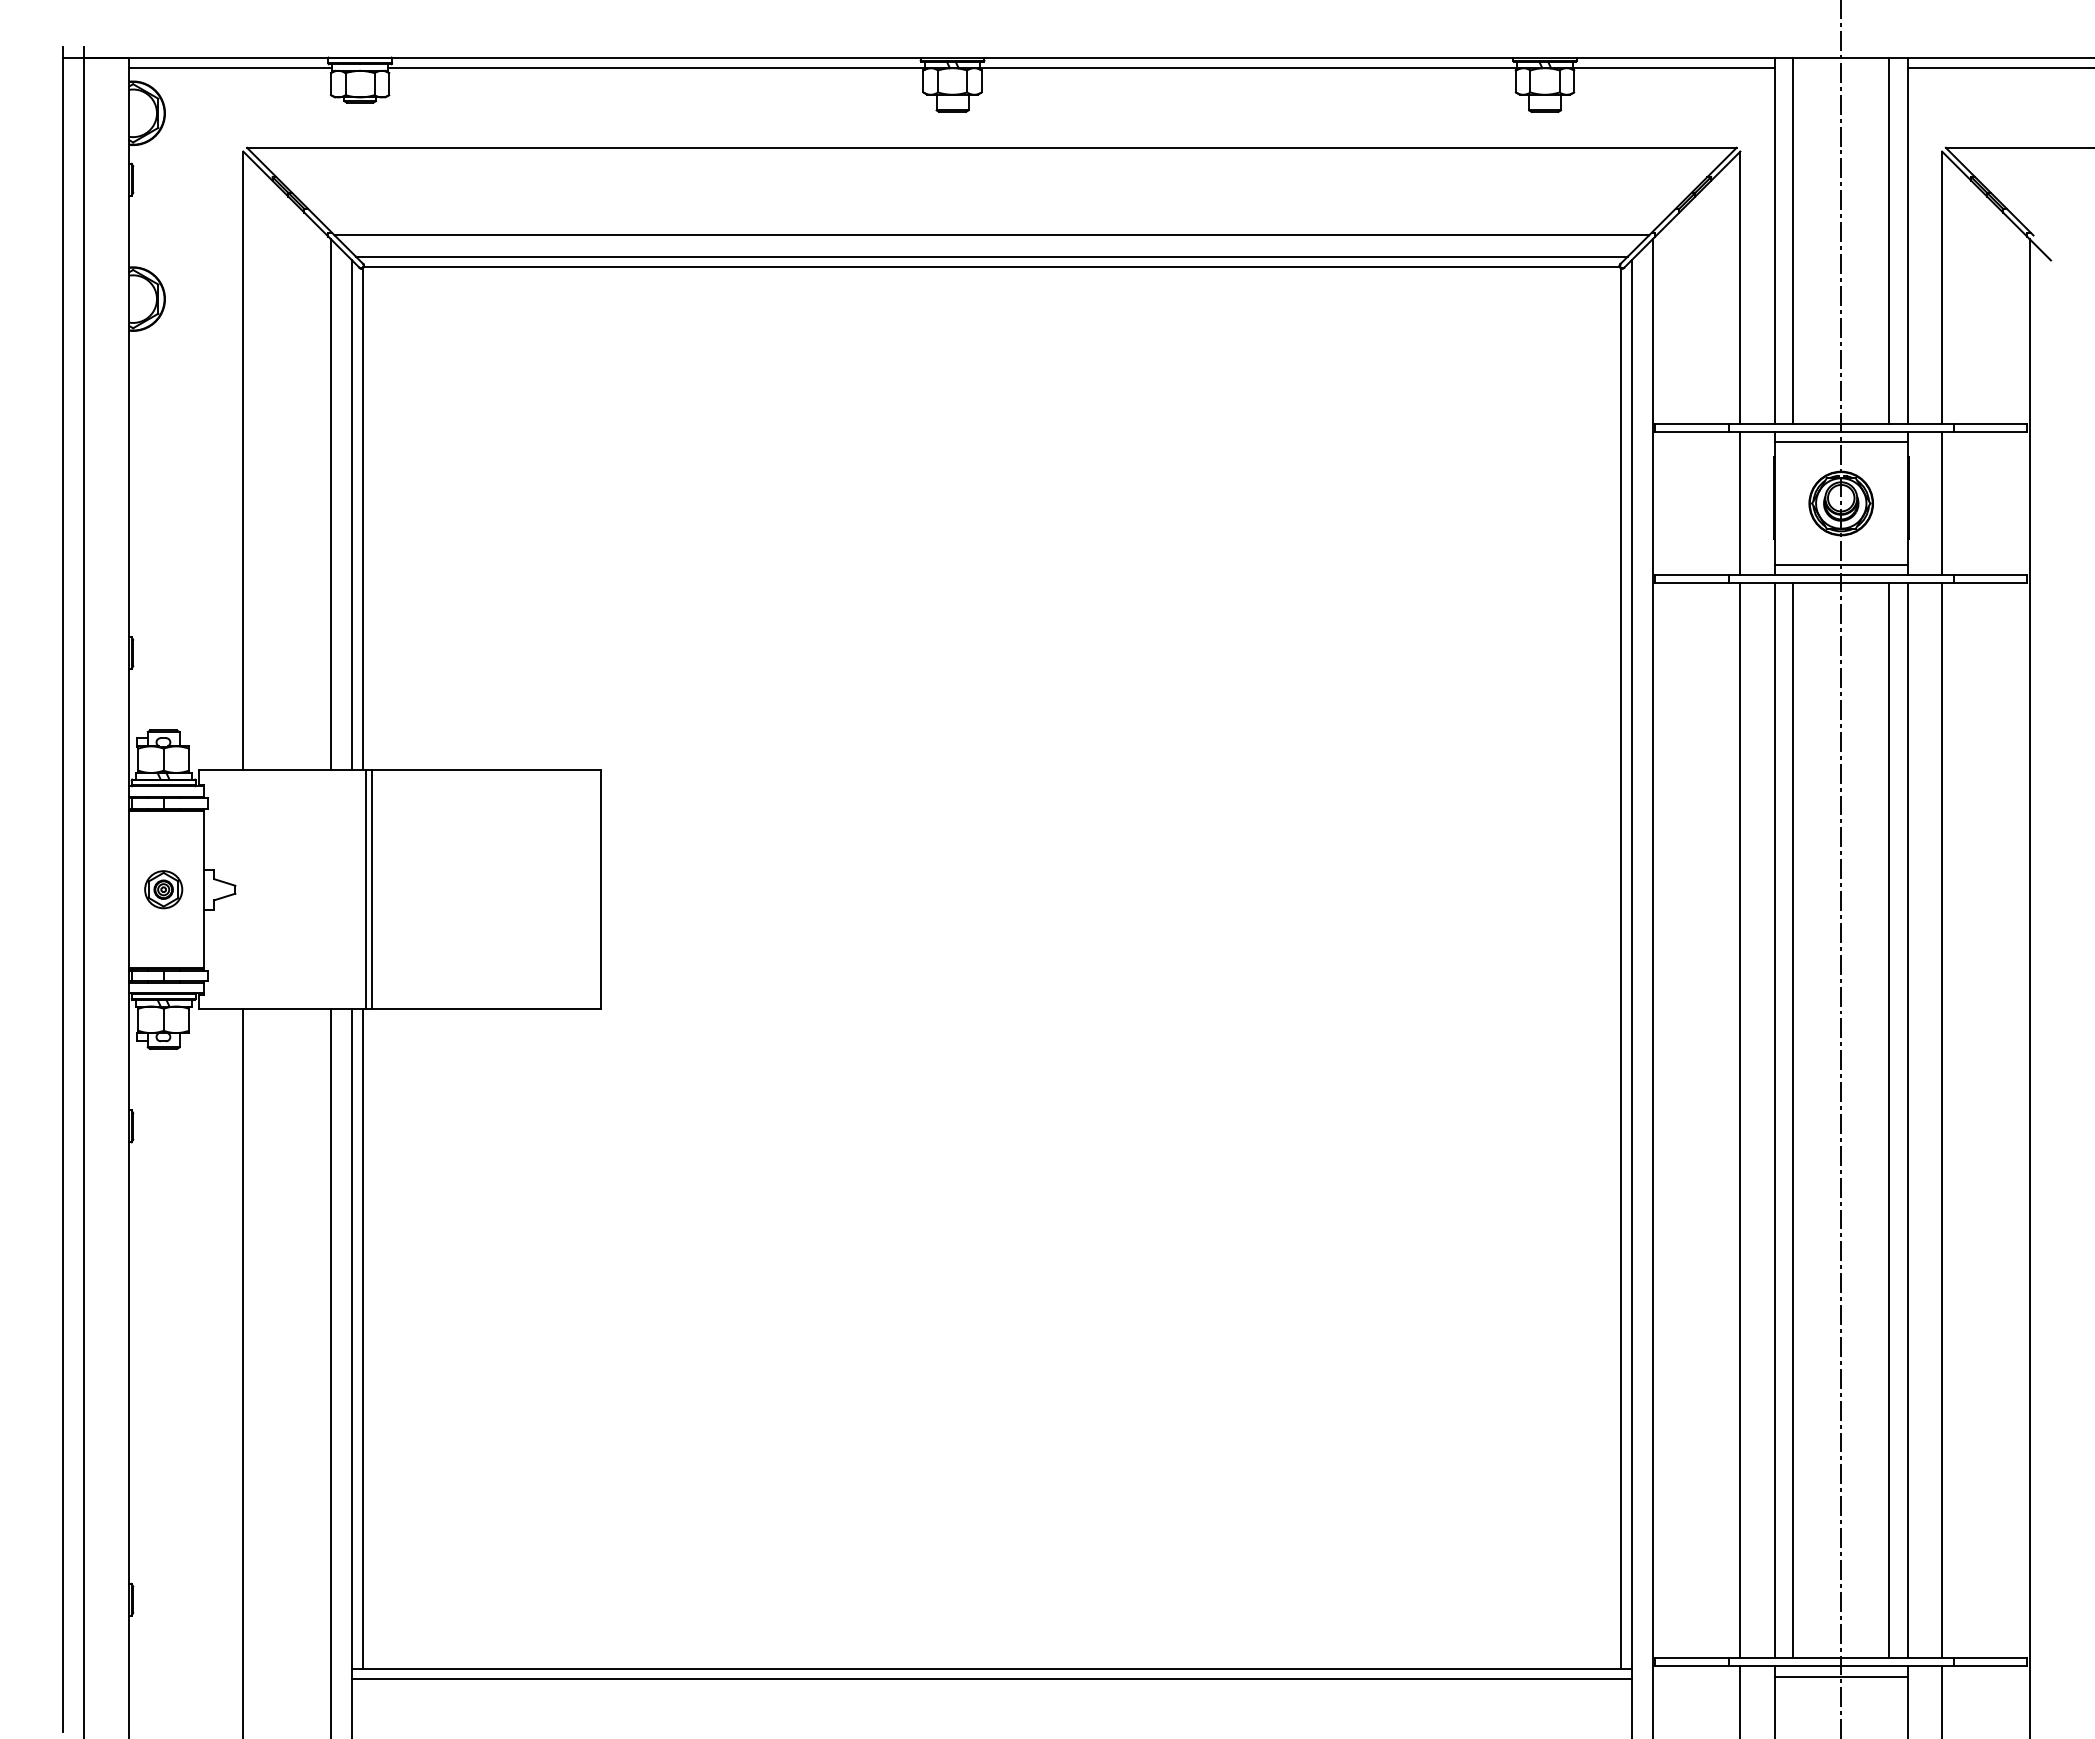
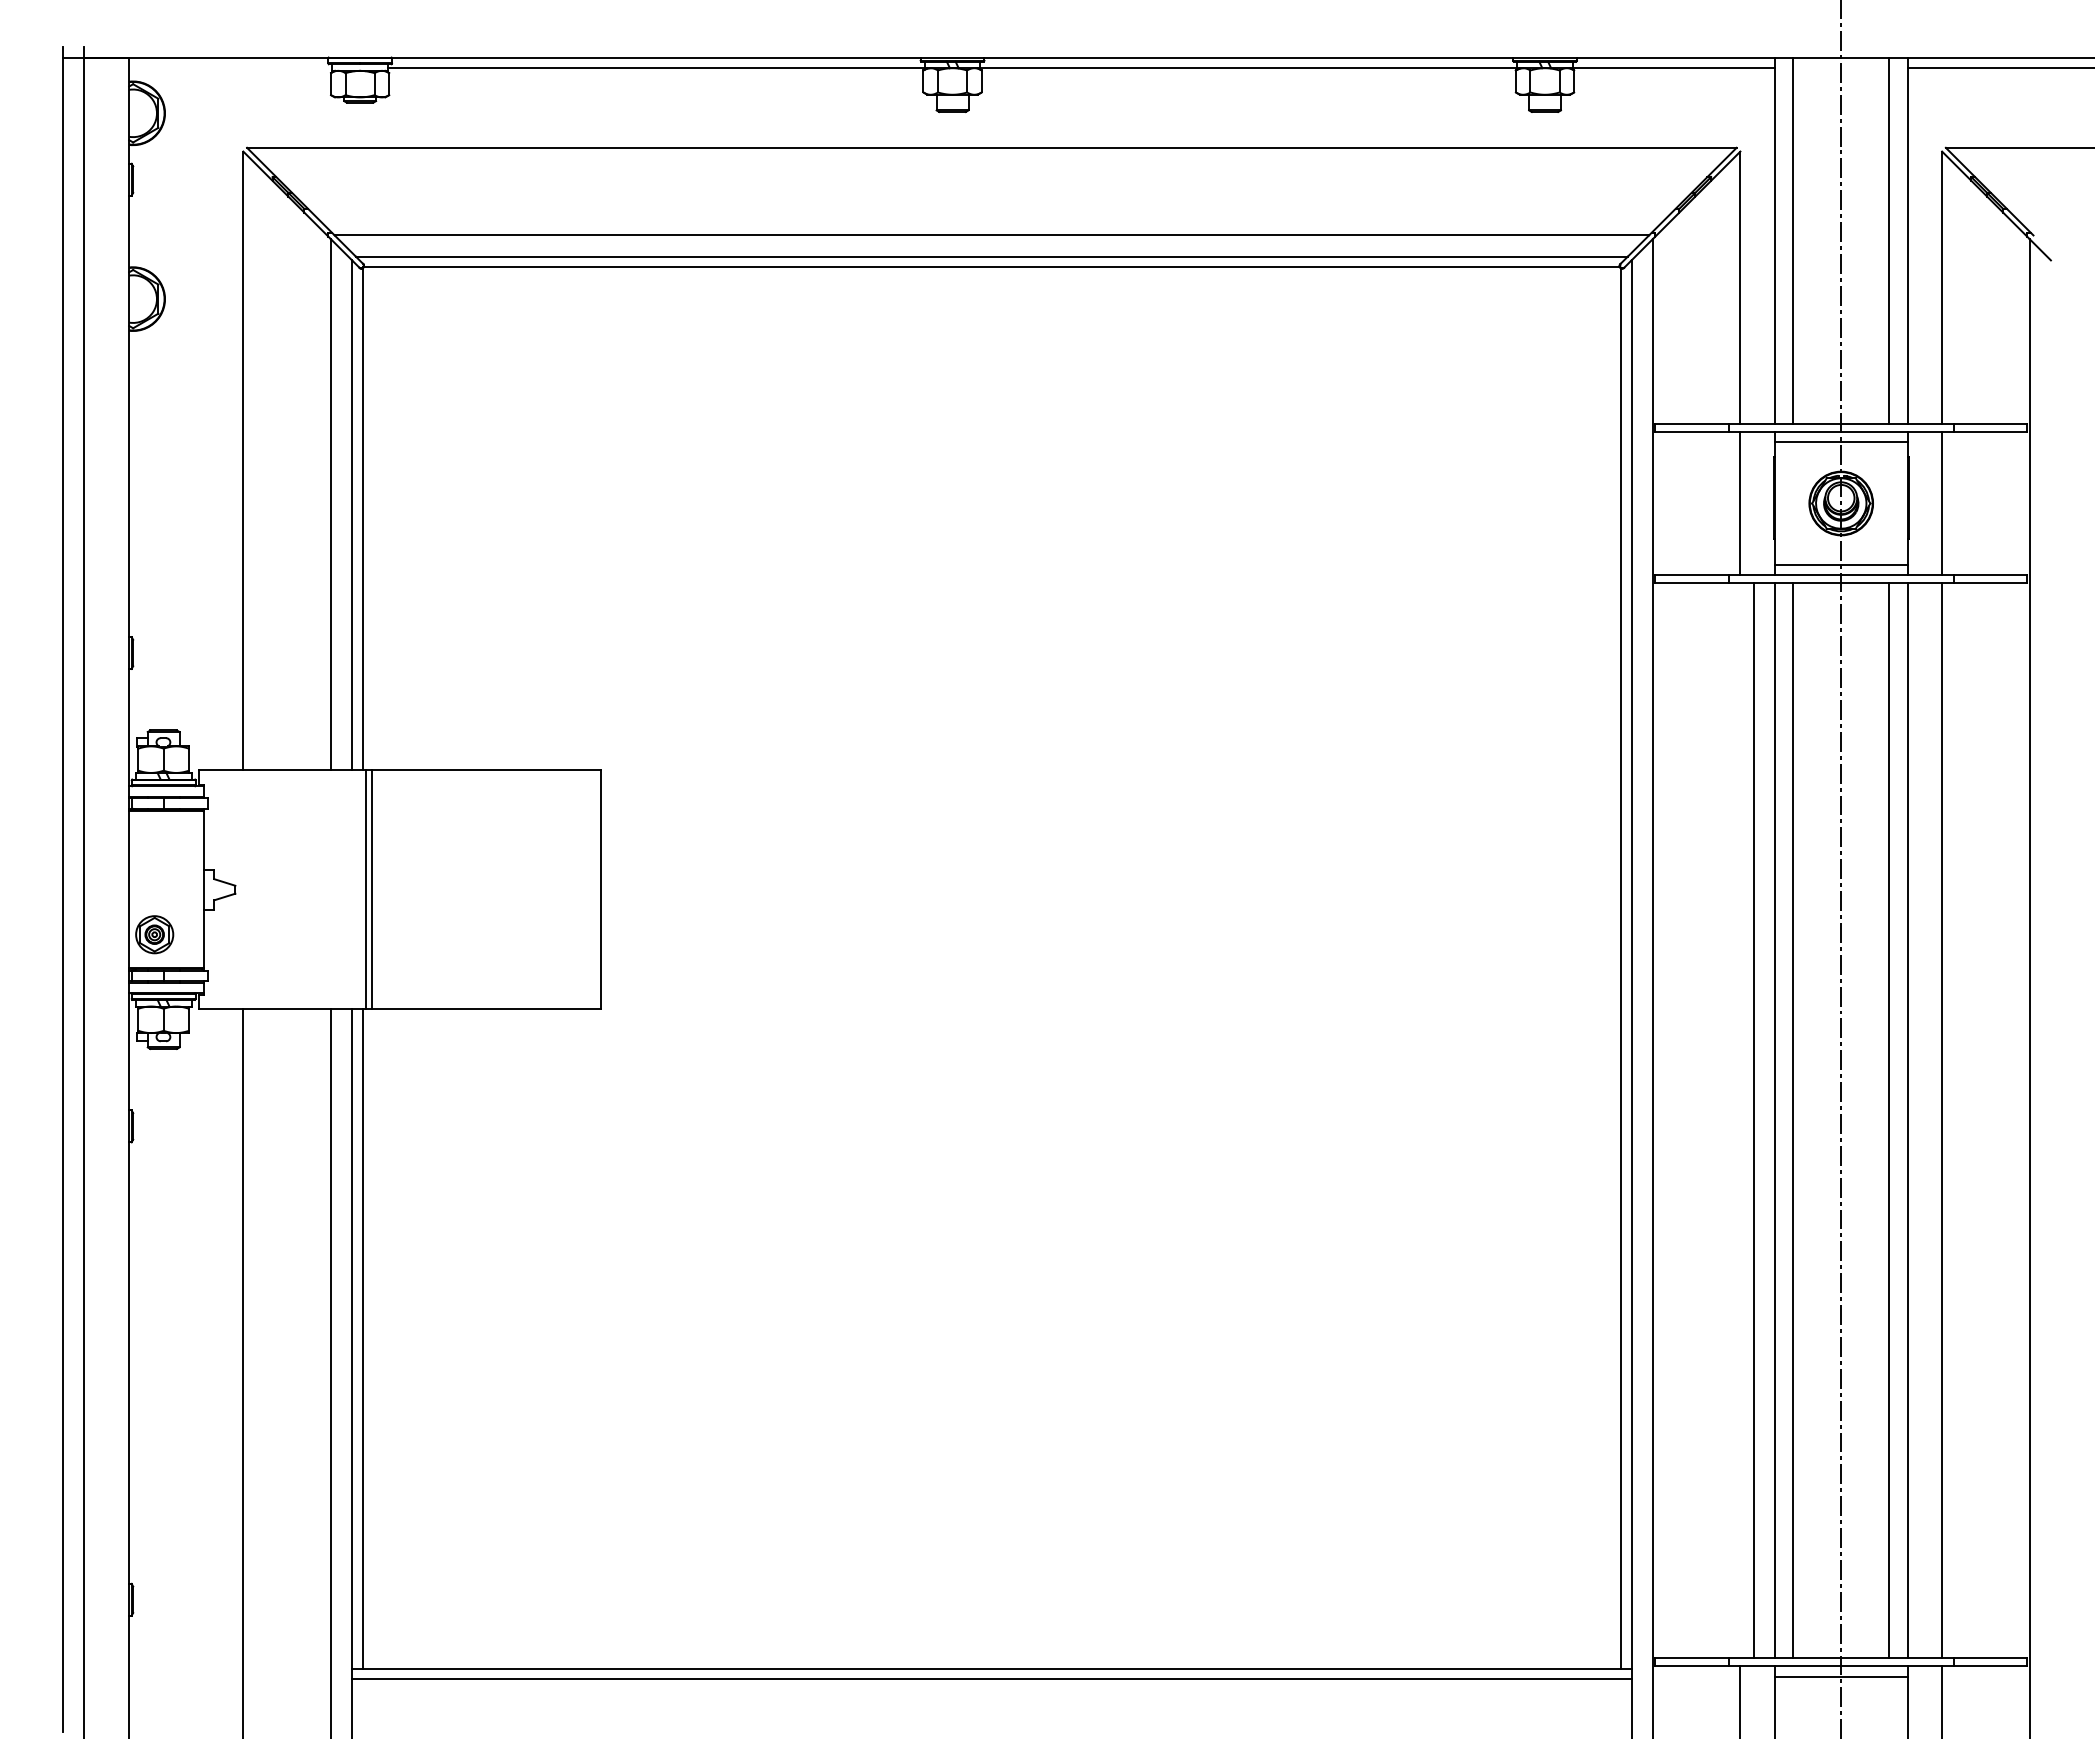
line: present -> none (230, 68)
part position: (163, 889) -> (154, 934) (154, 934)
line position: (1740, 1120) -> (1754, 1120) (1754, 1120)
